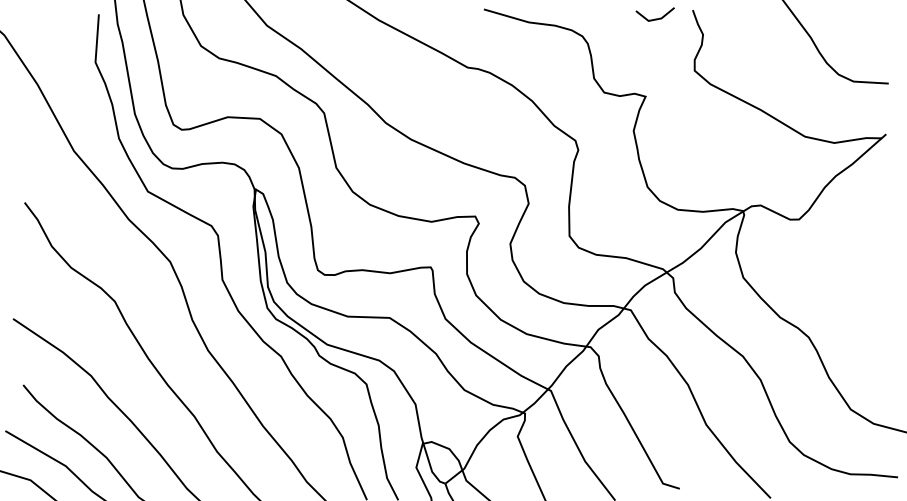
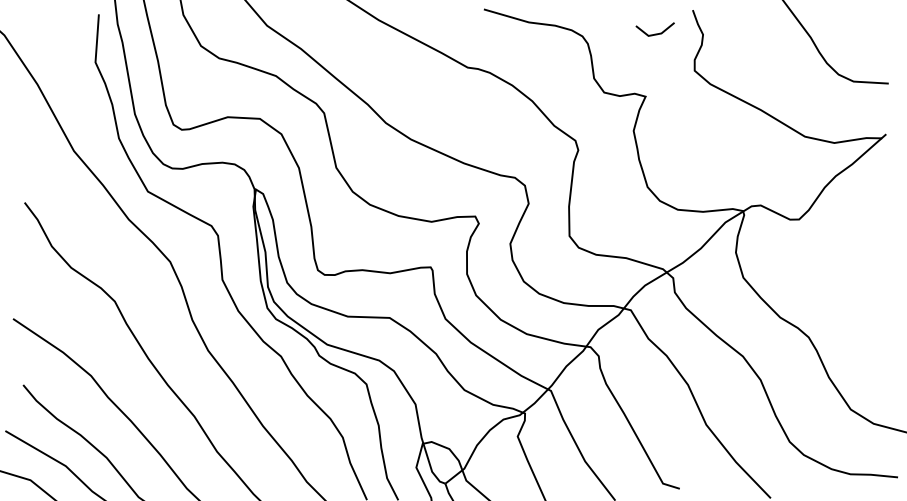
line position: (654, 18) -> (654, 33) (654, 33)
